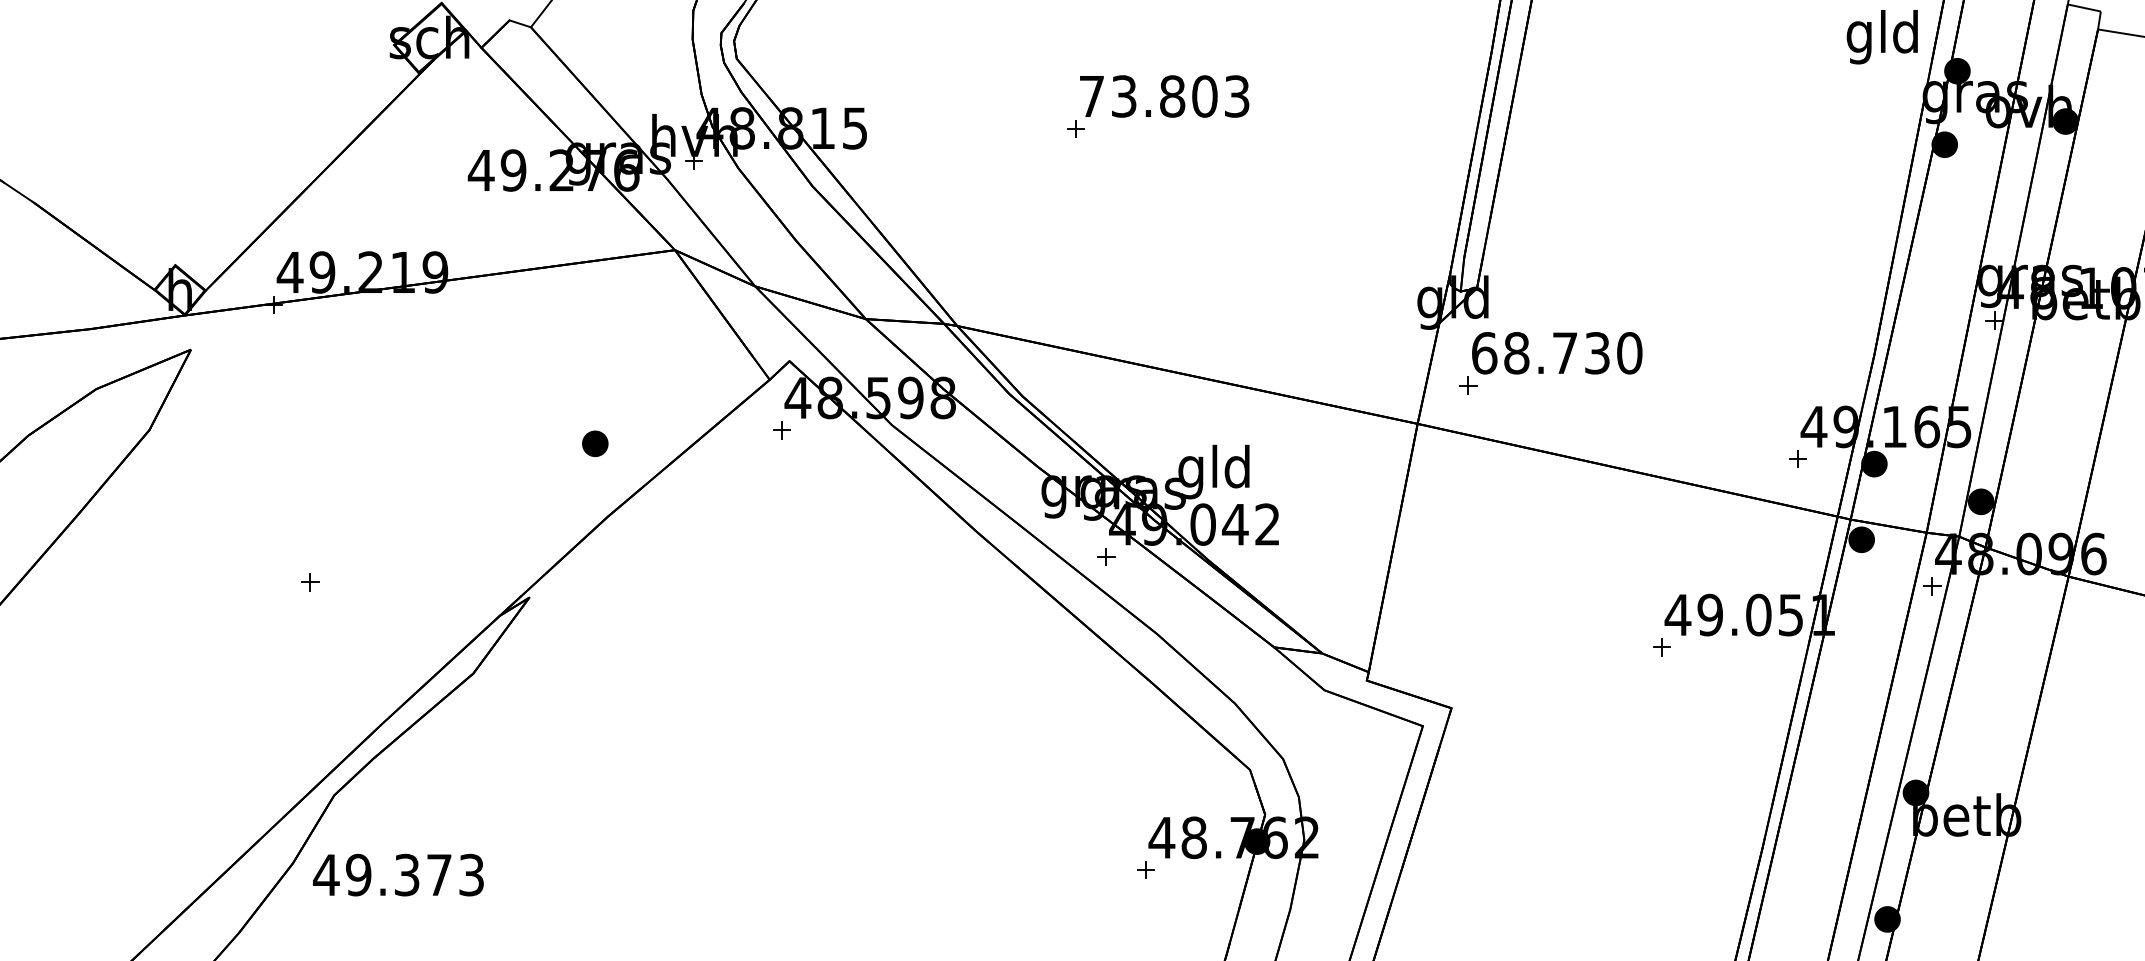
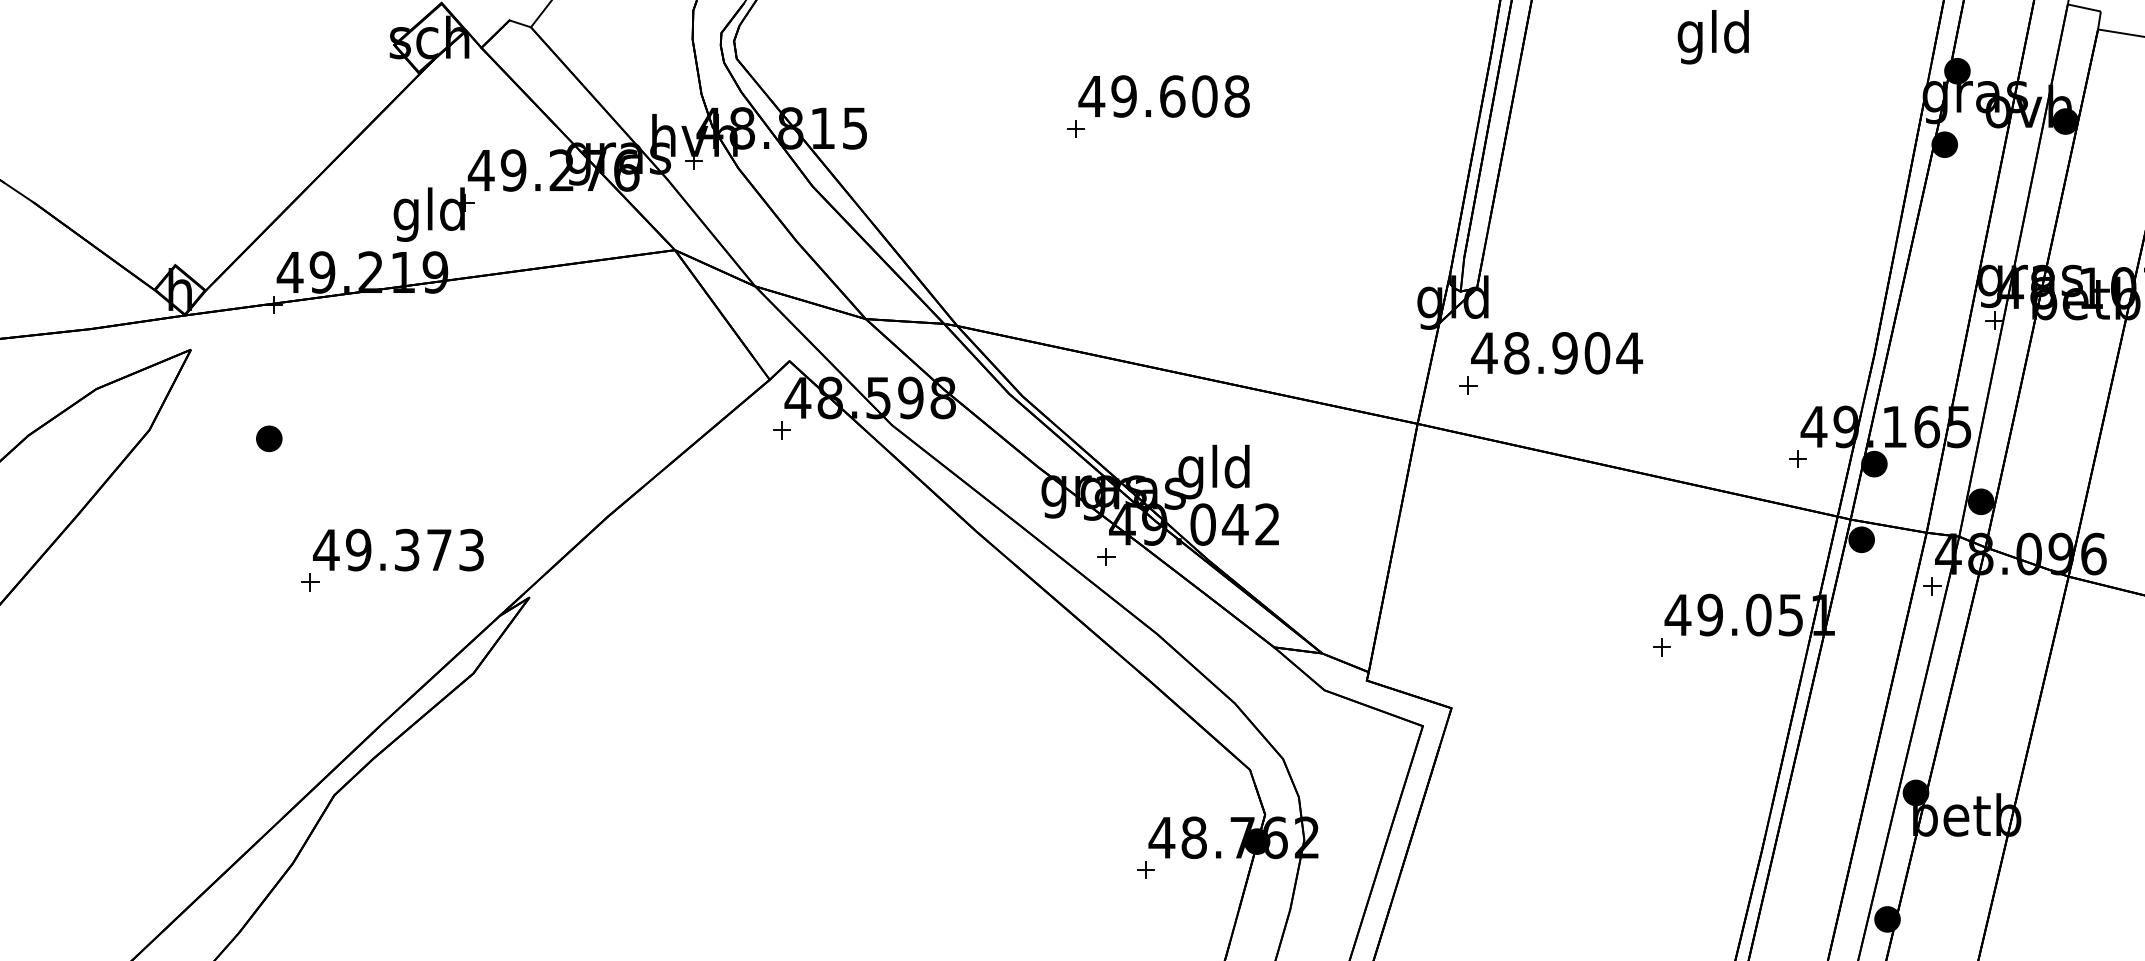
text position: (1881, 37) -> (1712, 37) (1712, 37)
text: 73.803 -> 49.608 (1163, 96)
part: none -> present (433, 214)
text: 68.730 -> 48.904 (1557, 353)
part position: (595, 443) -> (269, 438) (269, 438)
text position: (398, 874) -> (398, 549) (398, 549)
